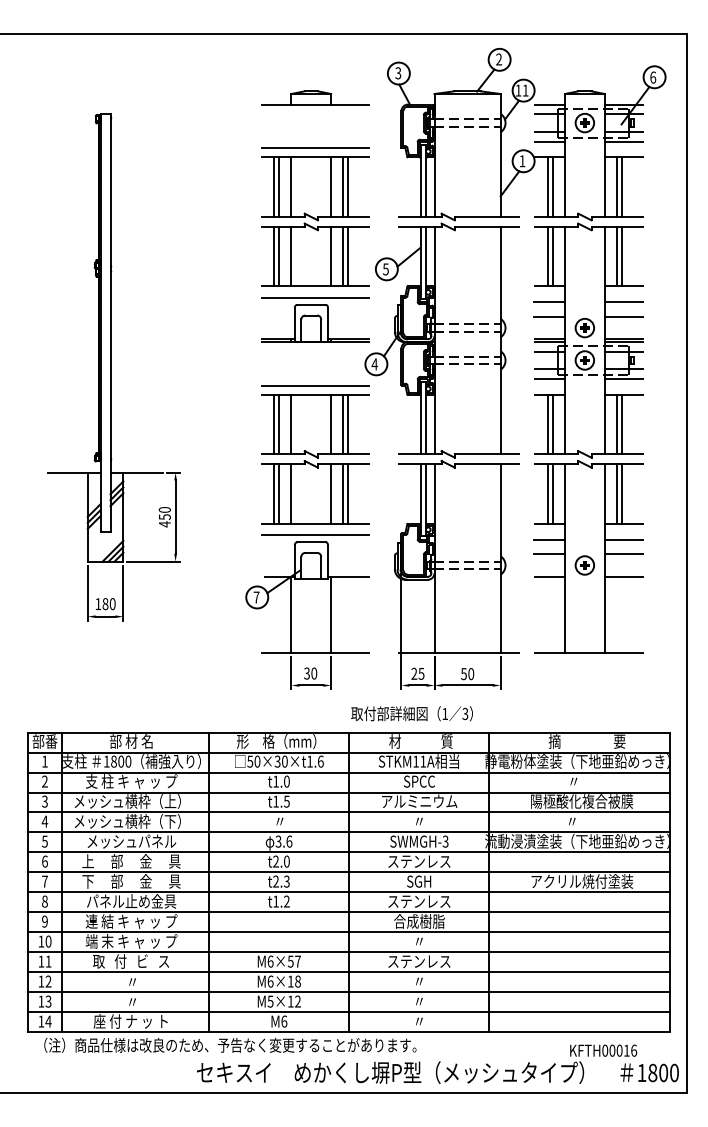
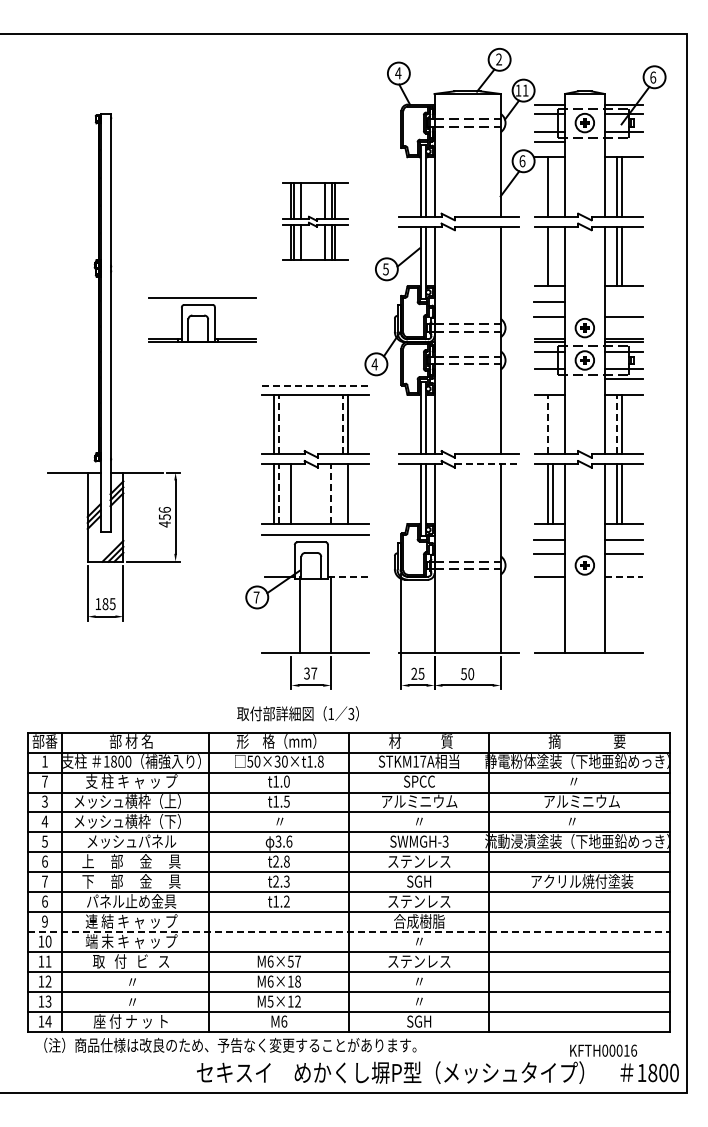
text: 3 -> 4 (398, 73)
part: present -> none (315, 97)
line: present -> none (623, 141)
line: present -> none (315, 148)
text: 1 -> 6 (522, 161)
line: present -> none (552, 186)
part size: 109x131 px -> 67x79 px (315, 221)
line: present -> none (552, 256)
line: present -> none (623, 302)
part position: (315, 319) -> (202, 319) (202, 319)
line: present -> none (550, 379)
line: solid -> dashed (315, 385)
line: solid -> dashed (279, 424)
line: present -> none (291, 424)
line: present -> none (331, 424)
line: solid -> dashed (343, 424)
line: solid -> dashed (547, 424)
line: present -> none (552, 424)
line: solid -> dashed (617, 424)
line: solid -> dashed (487, 464)
line: present -> none (343, 493)
line: solid -> dashed (279, 494)
line: solid -> dashed (331, 494)
text: 450 -> 456 (164, 509)
line: solid -> dashed (348, 576)
line: solid -> dashed (624, 576)
text: 180 -> 185 (112, 604)
line position: (291, 614) -> (300, 614) (300, 614)
text: 30 -> 37 (314, 673)
text position: (411, 713) -> (297, 713) (297, 713)
text: 50×30×t1.6 -> 50×30×t1.8 (320, 761)
text: STKM11A -> STKM17A (423, 761)
text: 2 -> 7 (44, 781)
text: 陽極酸化複合被膜 -> アルミニウム (582, 801)
text: t2.0 -> t2.8 (286, 861)
text: 8 -> 6 (44, 901)
line: solid -> dashed (348, 932)
text: 〃 -> SGH (419, 1021)
